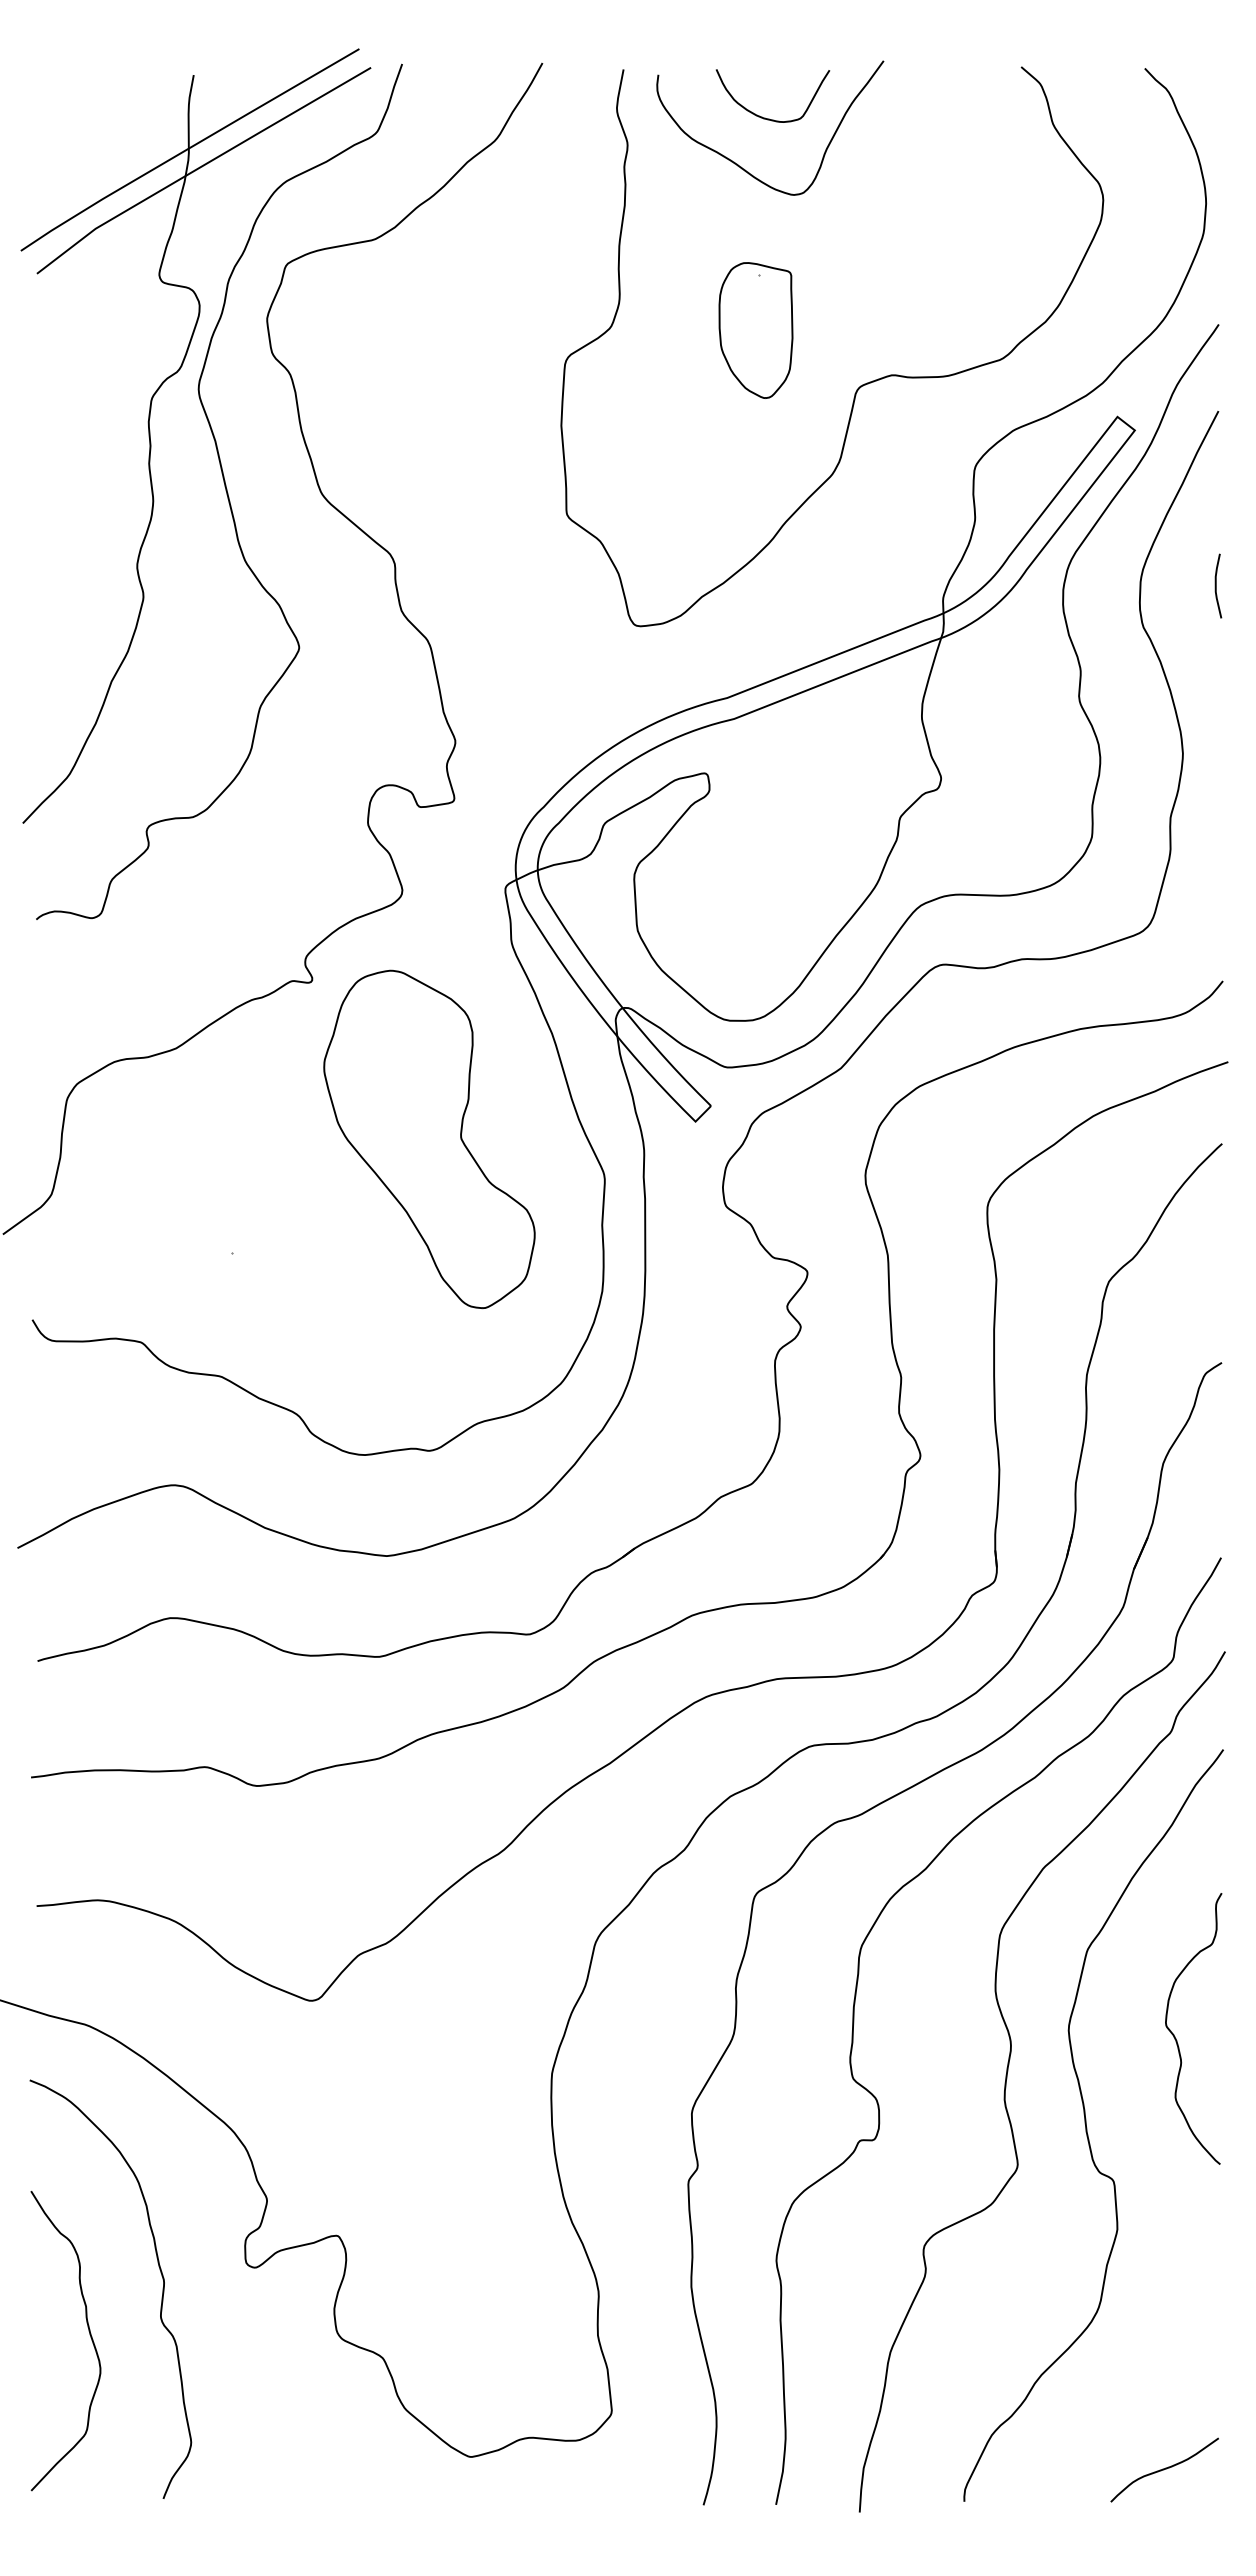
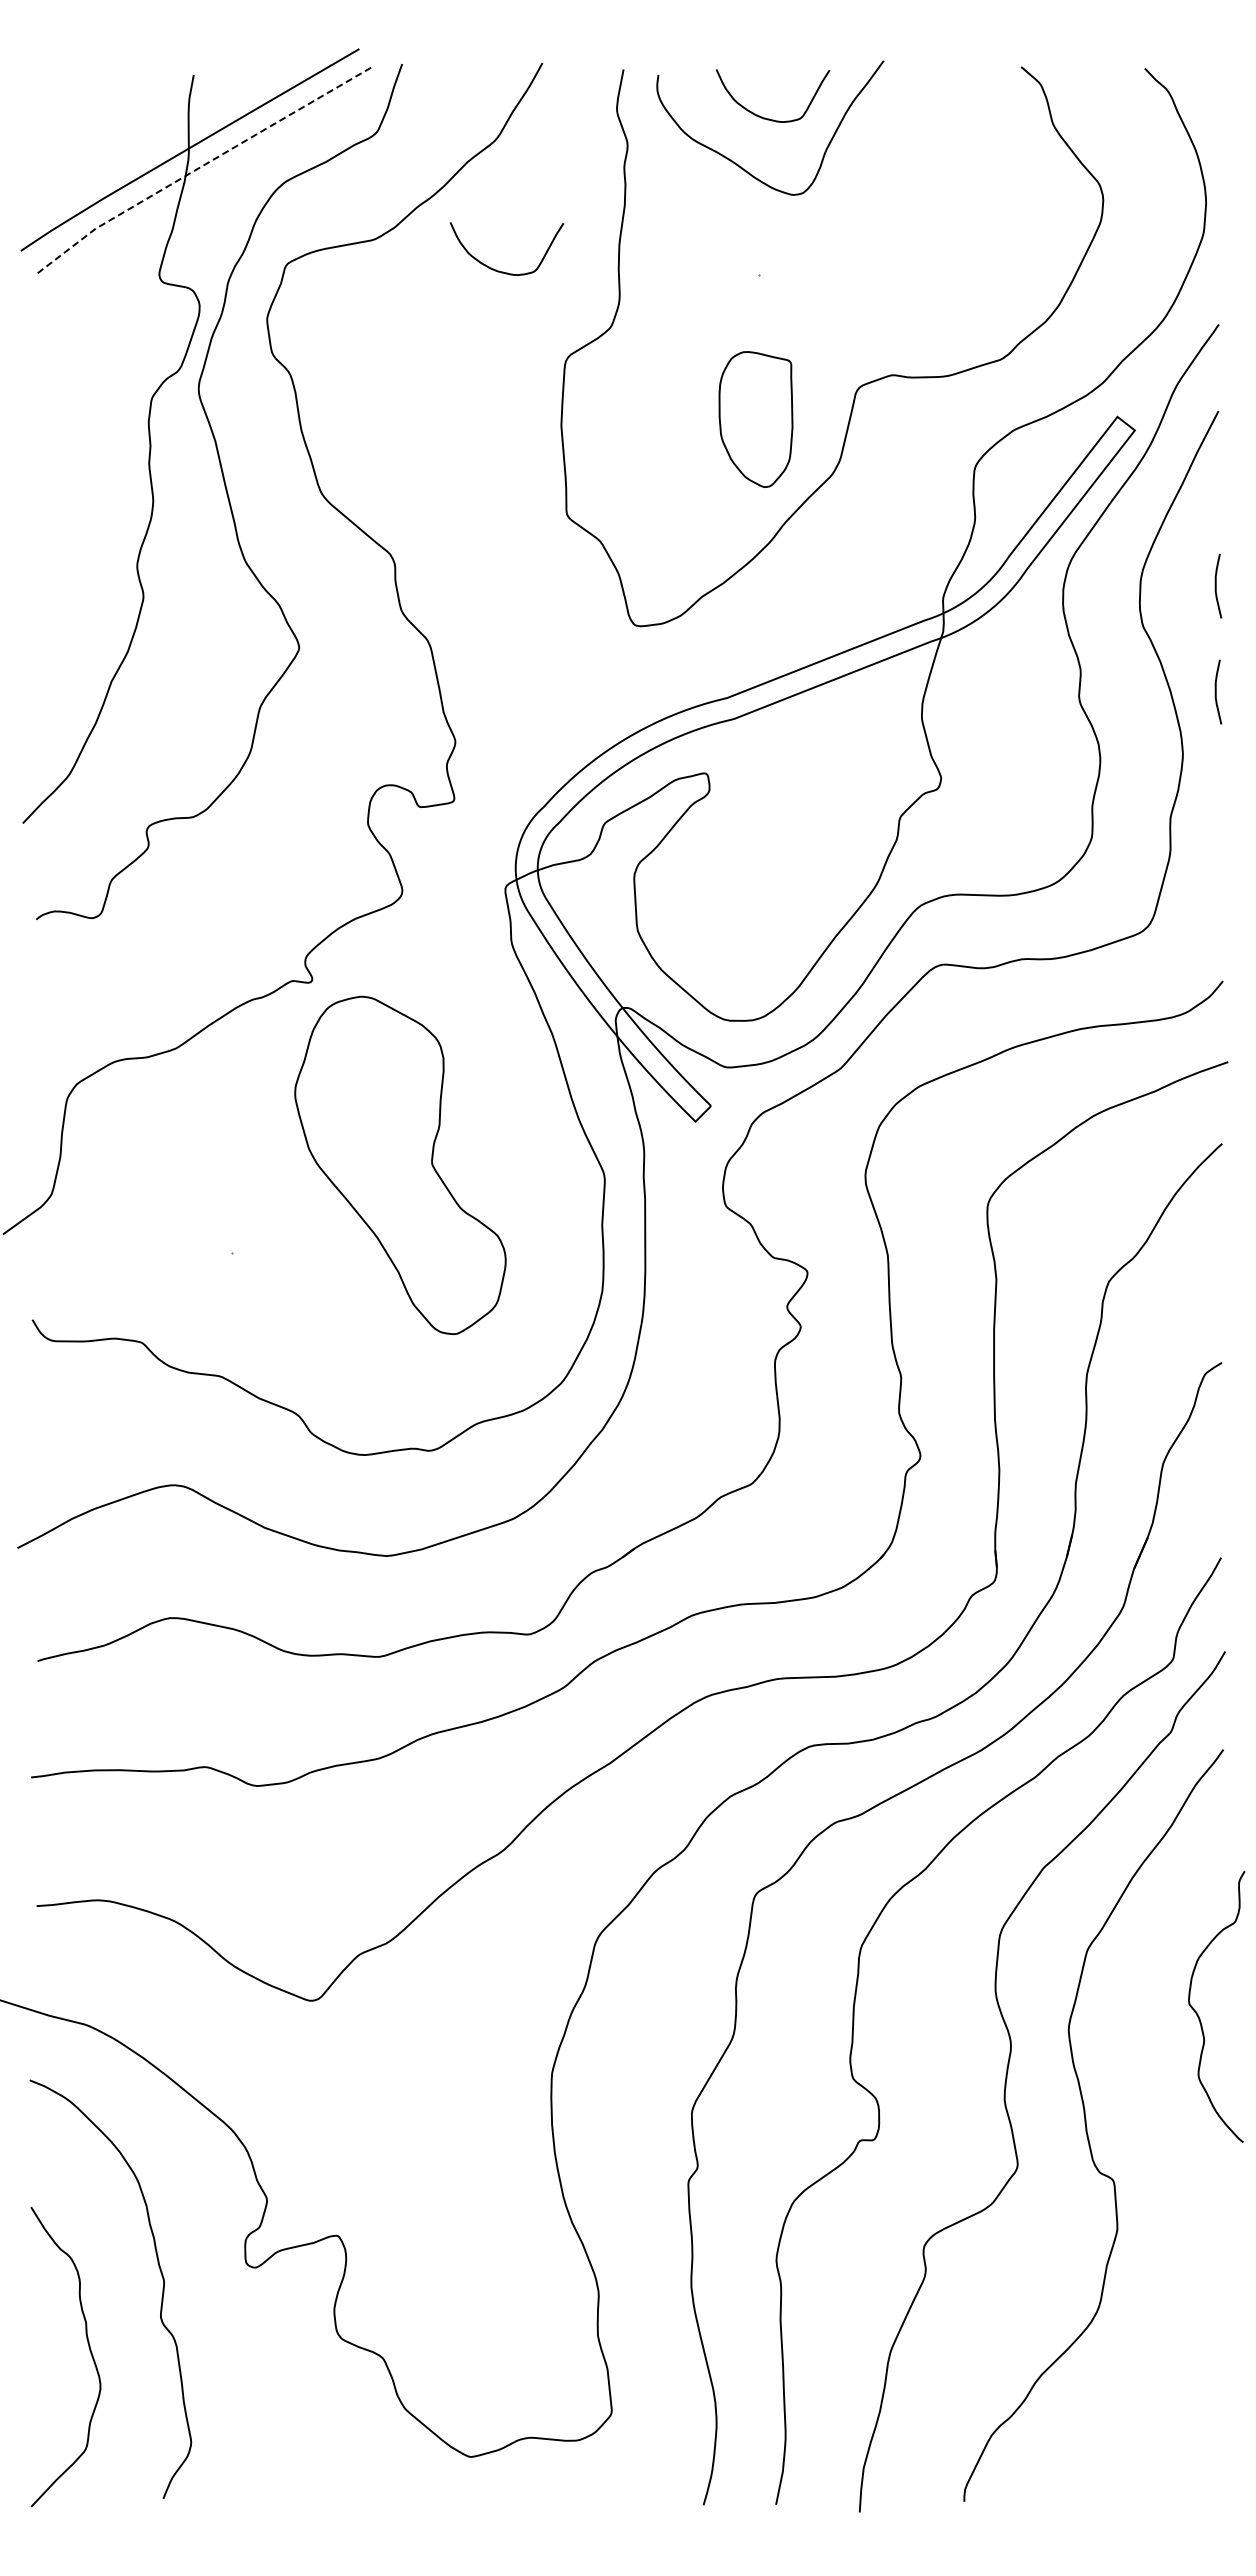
line: solid -> dashed (200, 167)
curve: none -> present (499, 270)
part position: (755, 330) -> (755, 419) (755, 419)
curve: none -> present (1216, 691)
part position: (429, 1139) -> (400, 1165) (400, 1165)
curve position: (1175, 2036) -> (1198, 2014) (1198, 2014)
curve position: (89, 2334) -> (89, 2350) (89, 2350)
curve: present -> none (1164, 2469)
